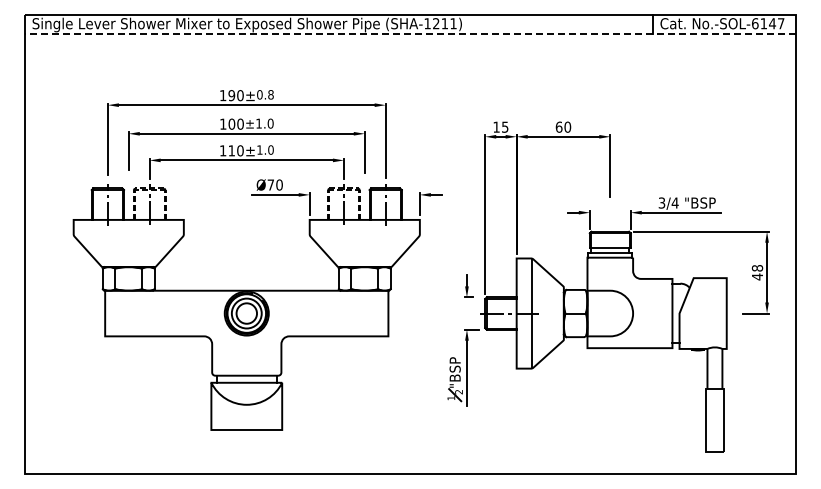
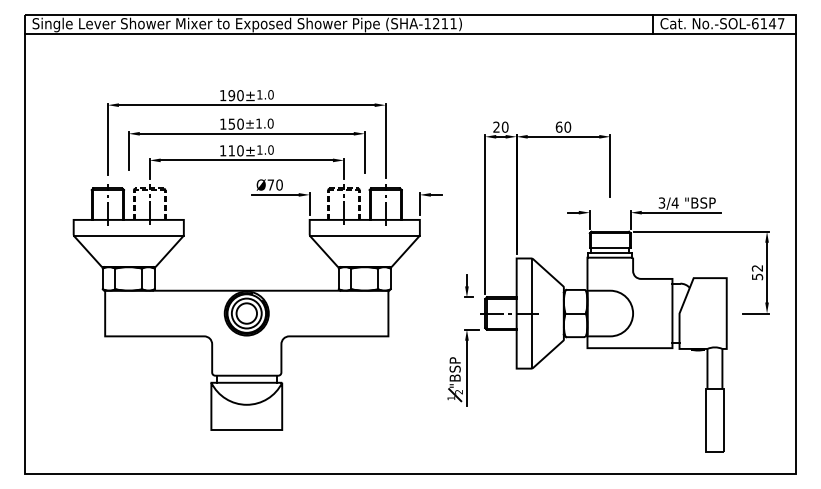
line: dashed -> solid (410, 33)
text: 0.8 -> 1.0 (265, 94)
text: 100 -> 150 (231, 123)
text: 15 -> 20 (500, 126)
line: none -> present (128, 235)
line: none -> present (364, 235)
text: 48 -> 52 (757, 272)
